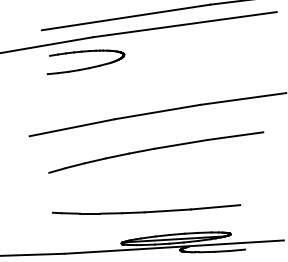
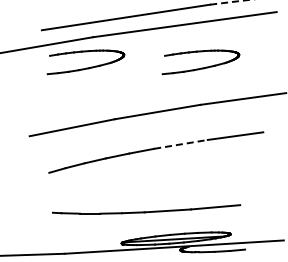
line: solid -> dashed (228, 2)
part: none -> present (200, 62)
line: solid -> dashed (181, 144)
